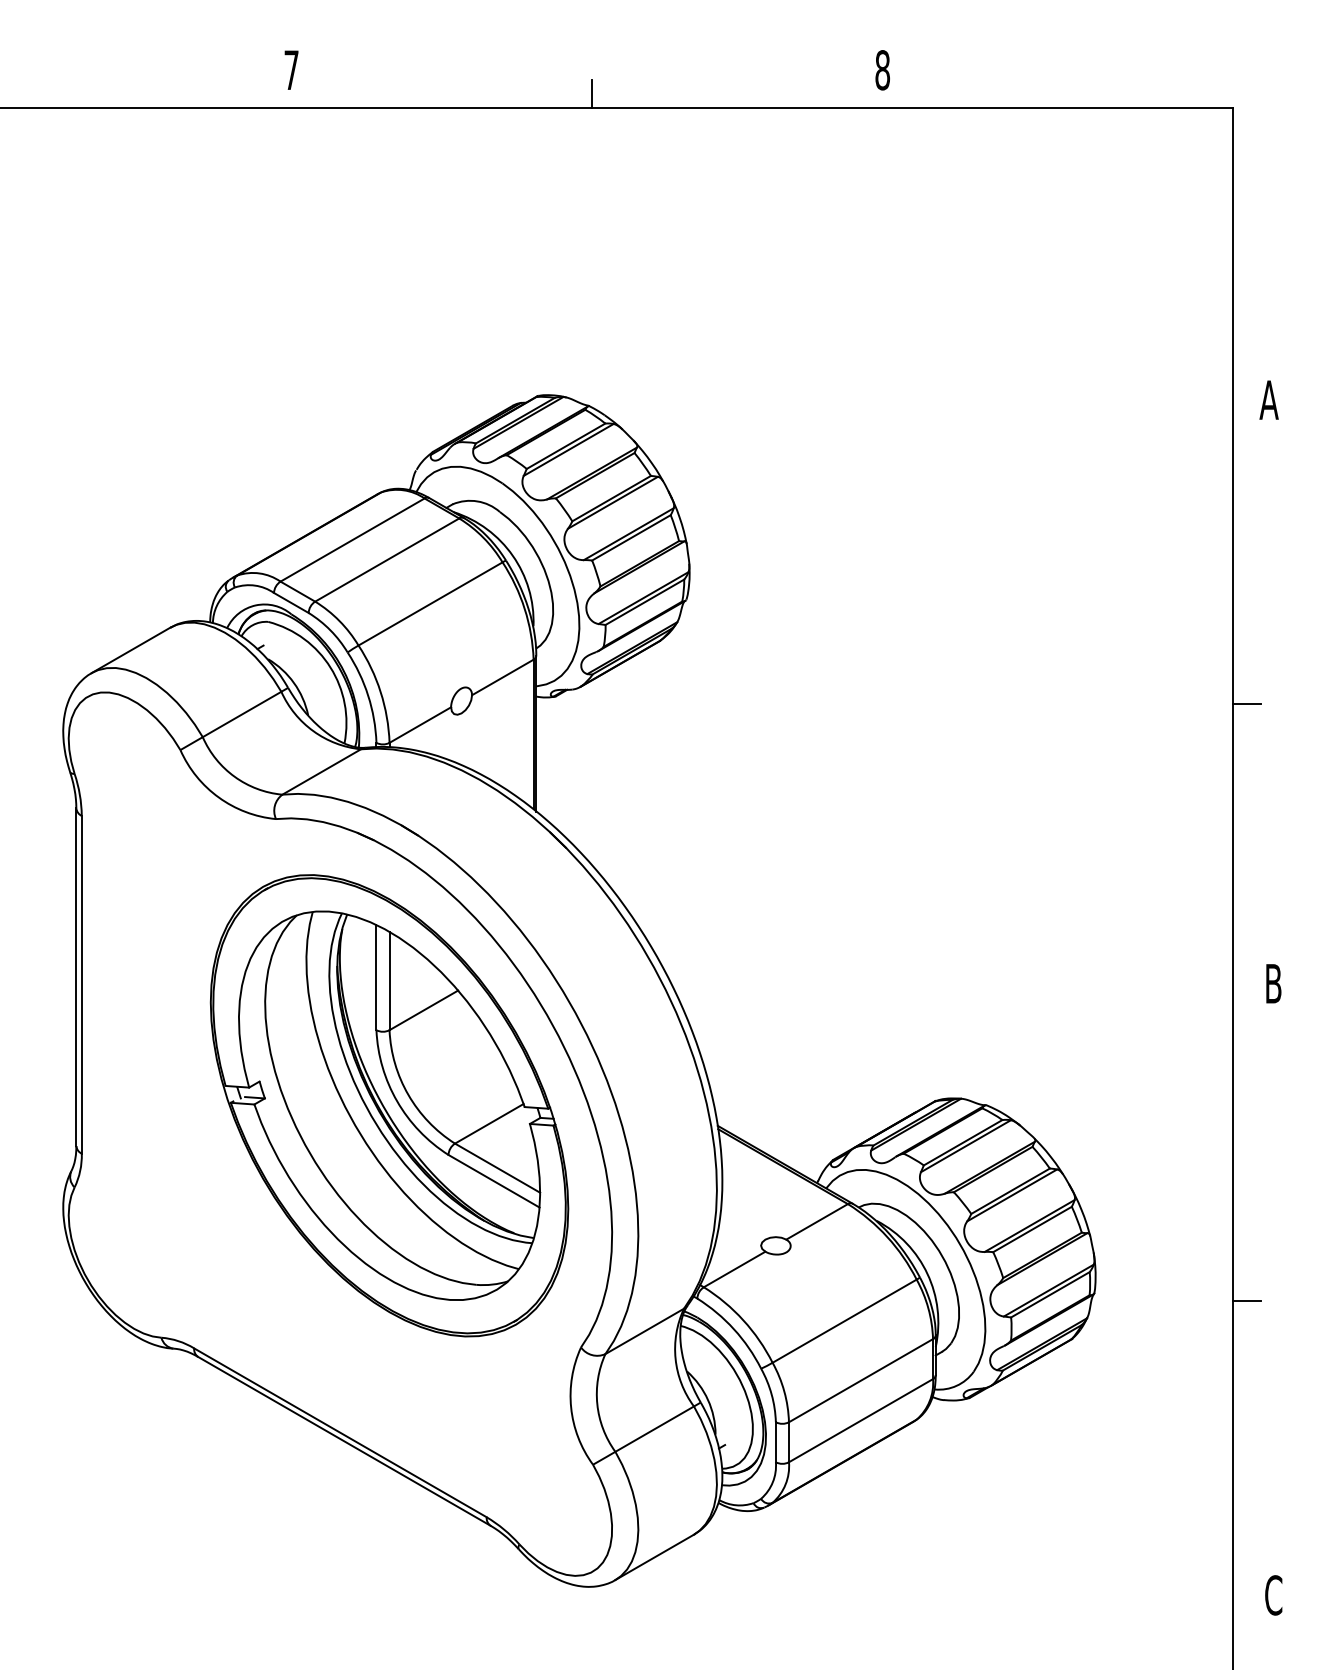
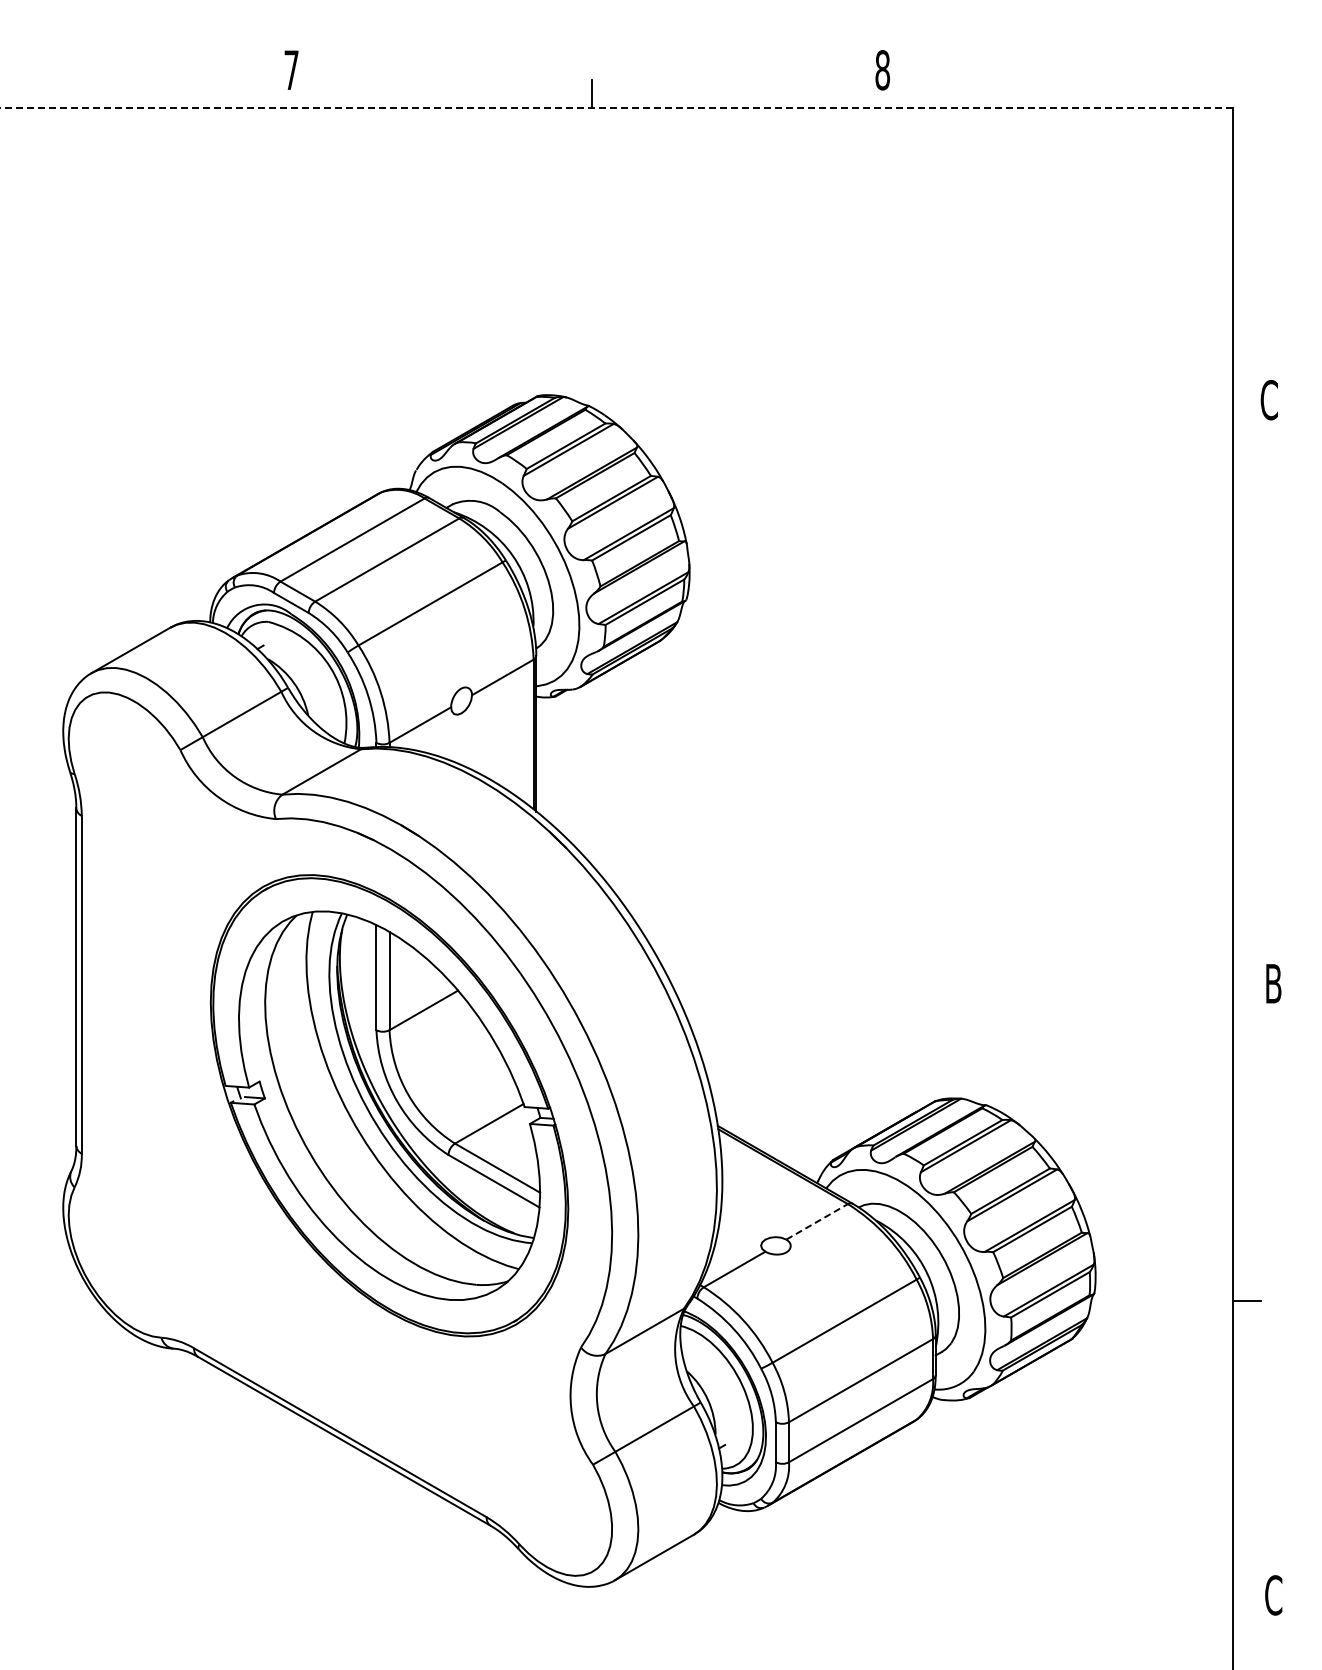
line: solid -> dashed (616, 107)
text: A -> C (1268, 399)
line: present -> none (1246, 704)
line: solid -> dashed (817, 1221)
